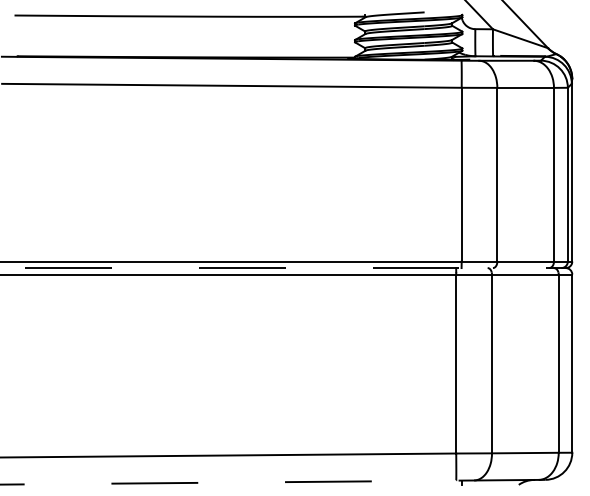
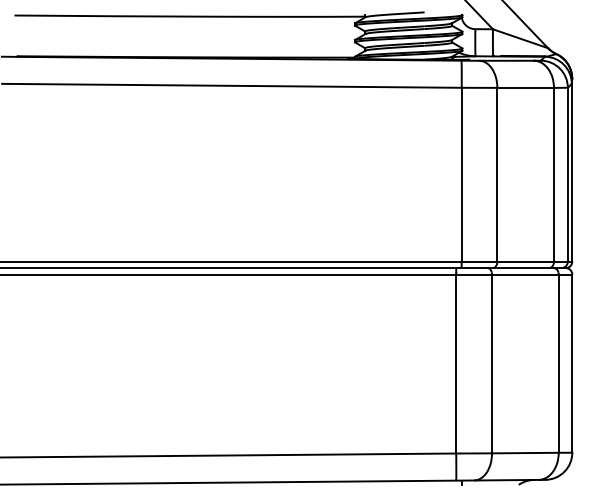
line: dashed -> solid (283, 268)
line: dashed -> solid (272, 482)
